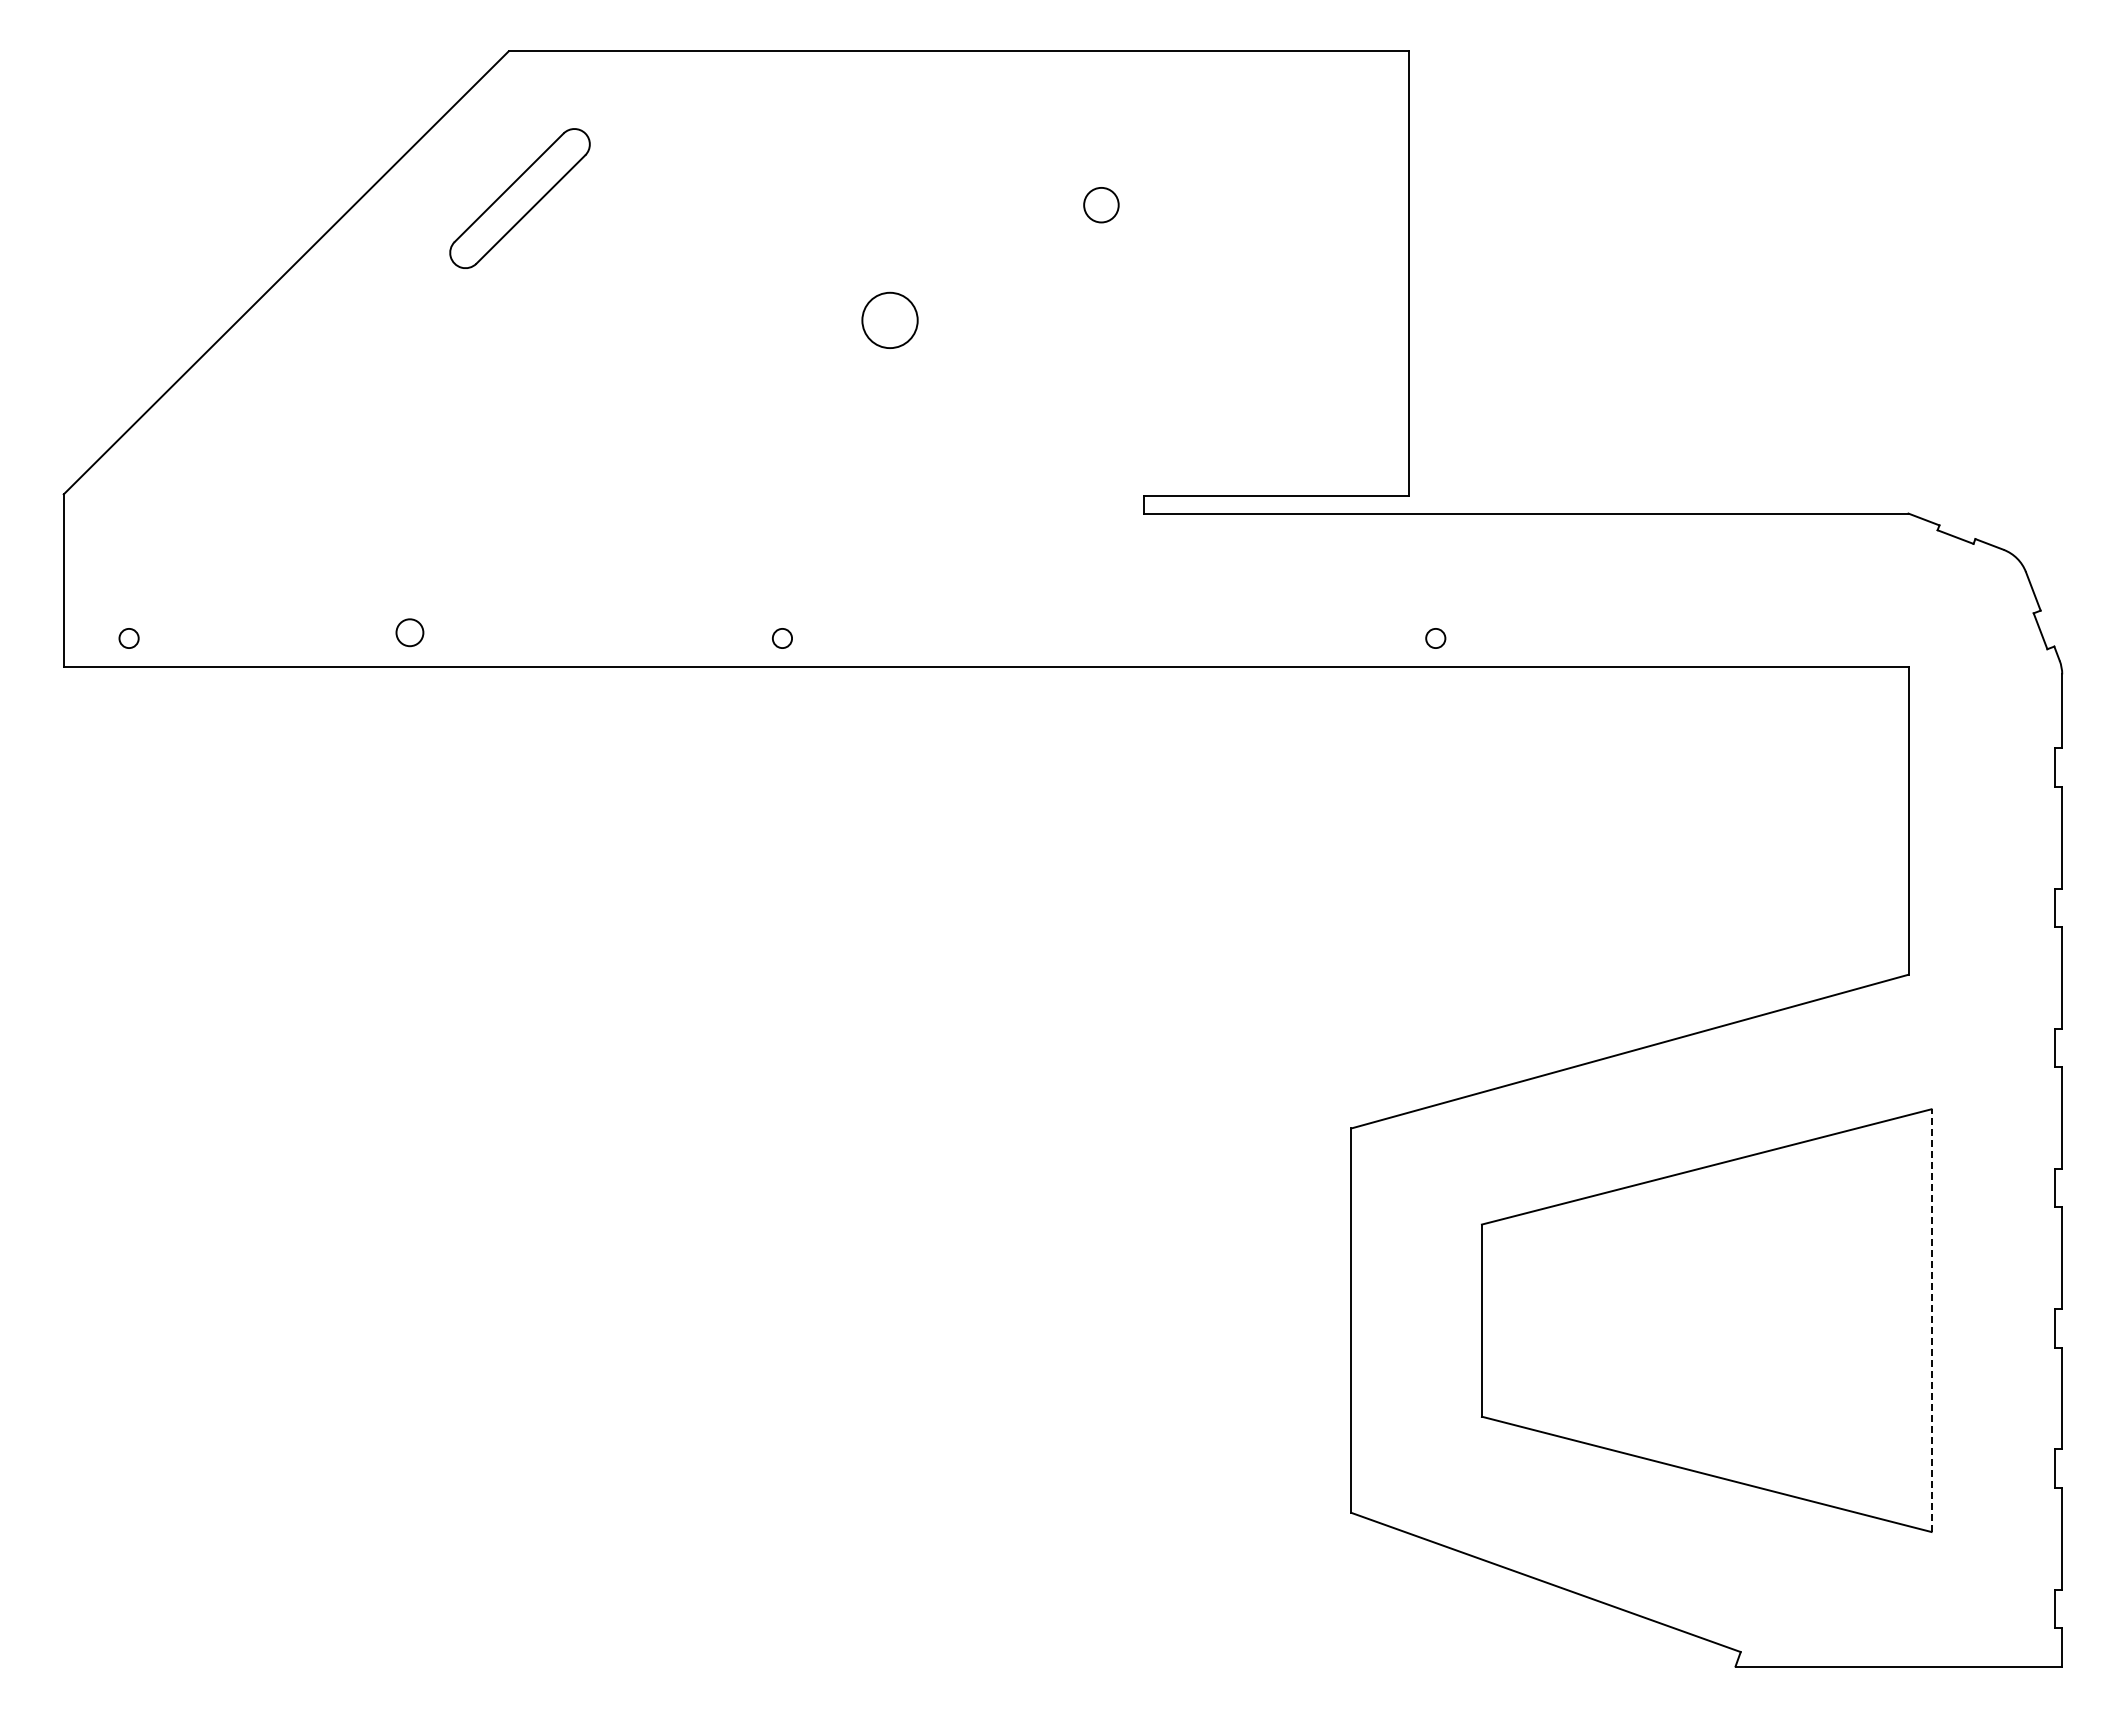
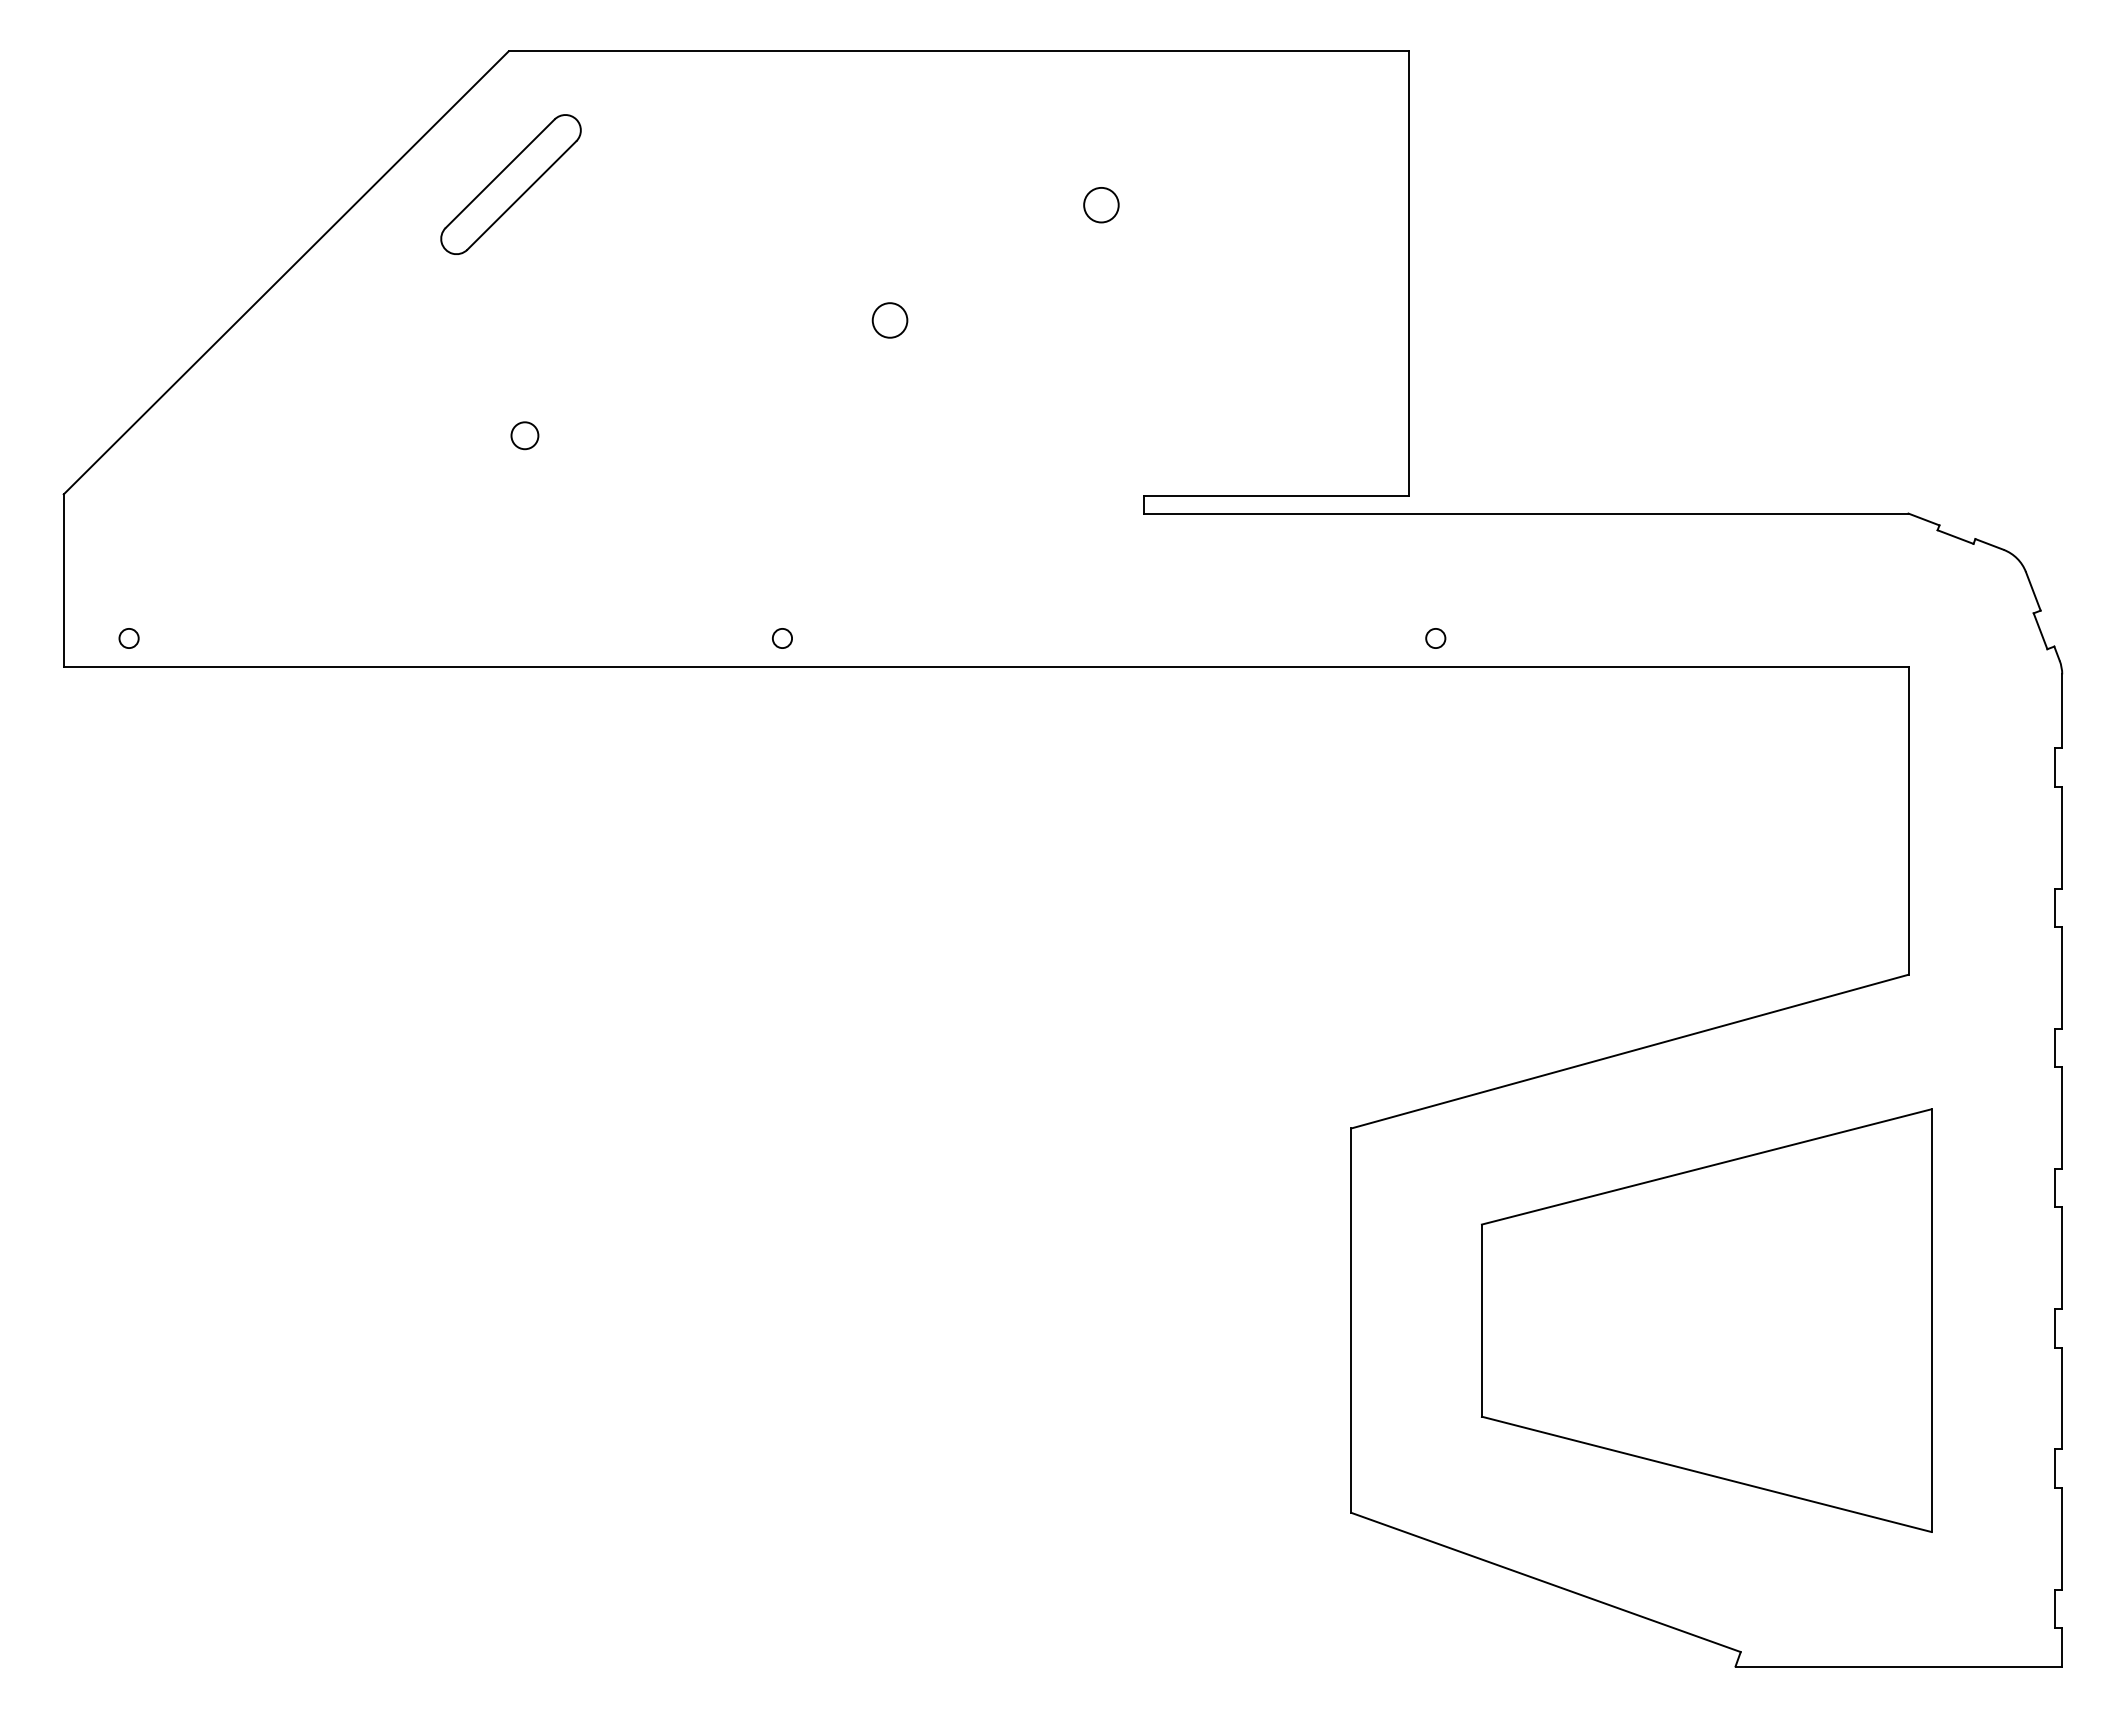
part position: (519, 198) -> (510, 184) (510, 184)
circle diameter: 55 px -> 35 px (889, 320)
circle position: (409, 632) -> (524, 435) (524, 435)
line: dashed -> solid (1931, 1320)
